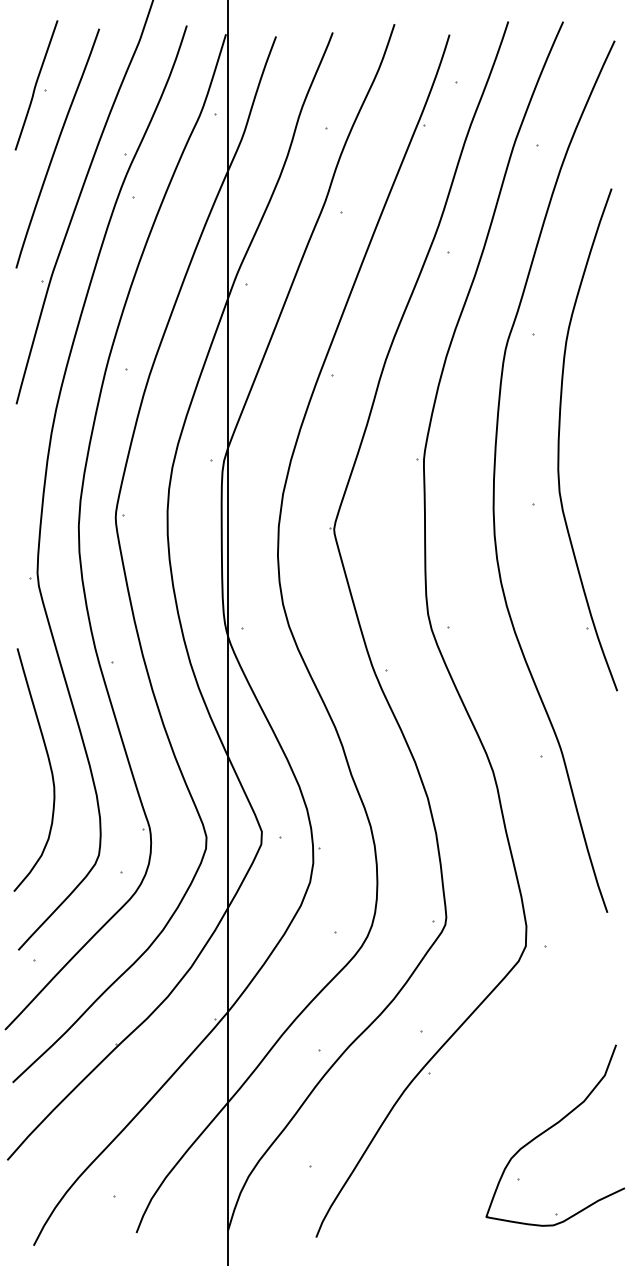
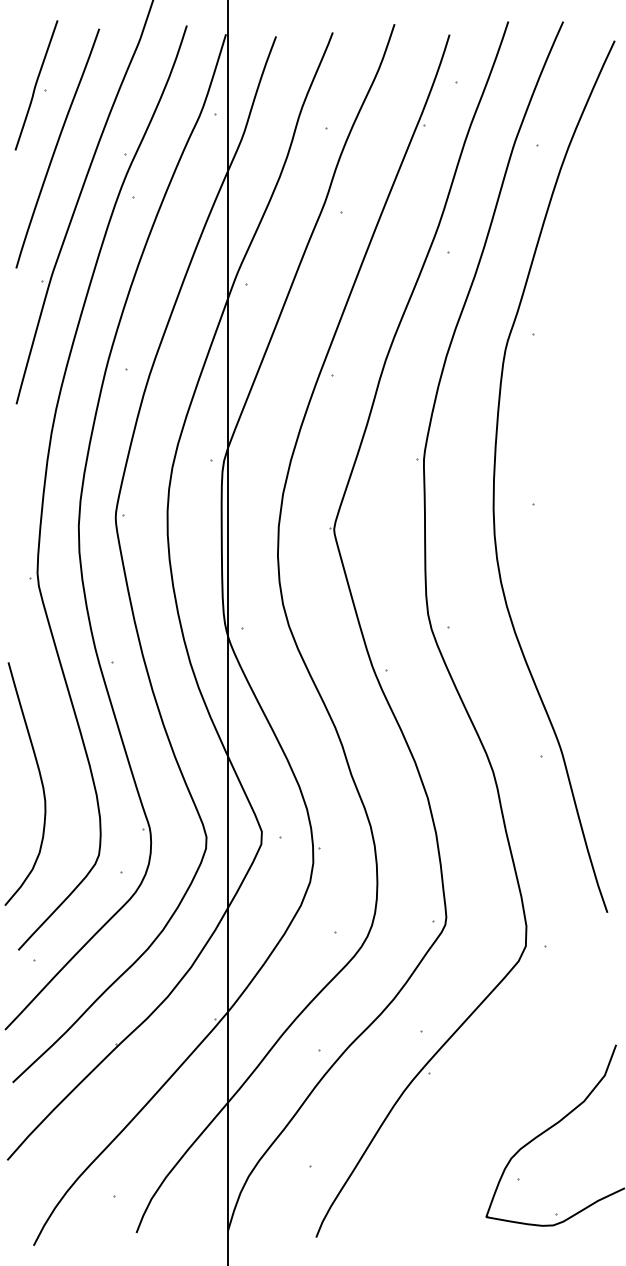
part: present -> none (559, 439)
curve position: (49, 766) -> (40, 780) (40, 780)
